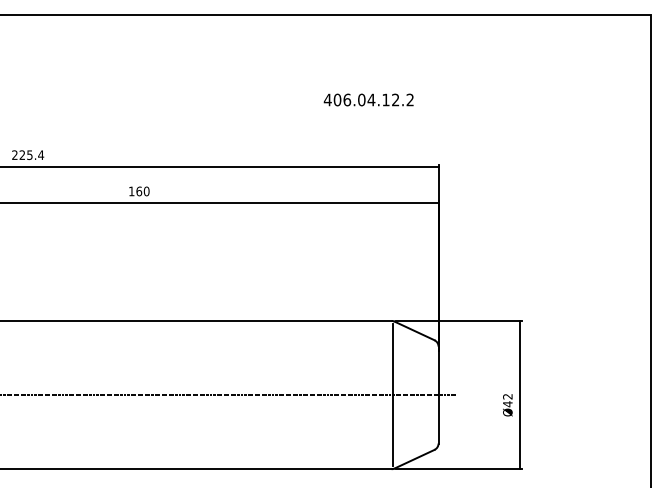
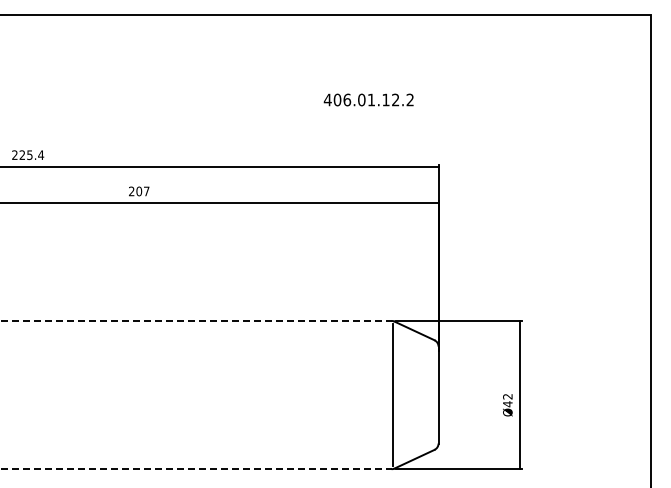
text: 406.04.12.2 -> 406.01.12.2 (371, 99)
text: 160 -> 207 (139, 191)
line: solid -> dashed (195, 320)
line: present -> none (229, 395)
line: solid -> dashed (195, 469)
